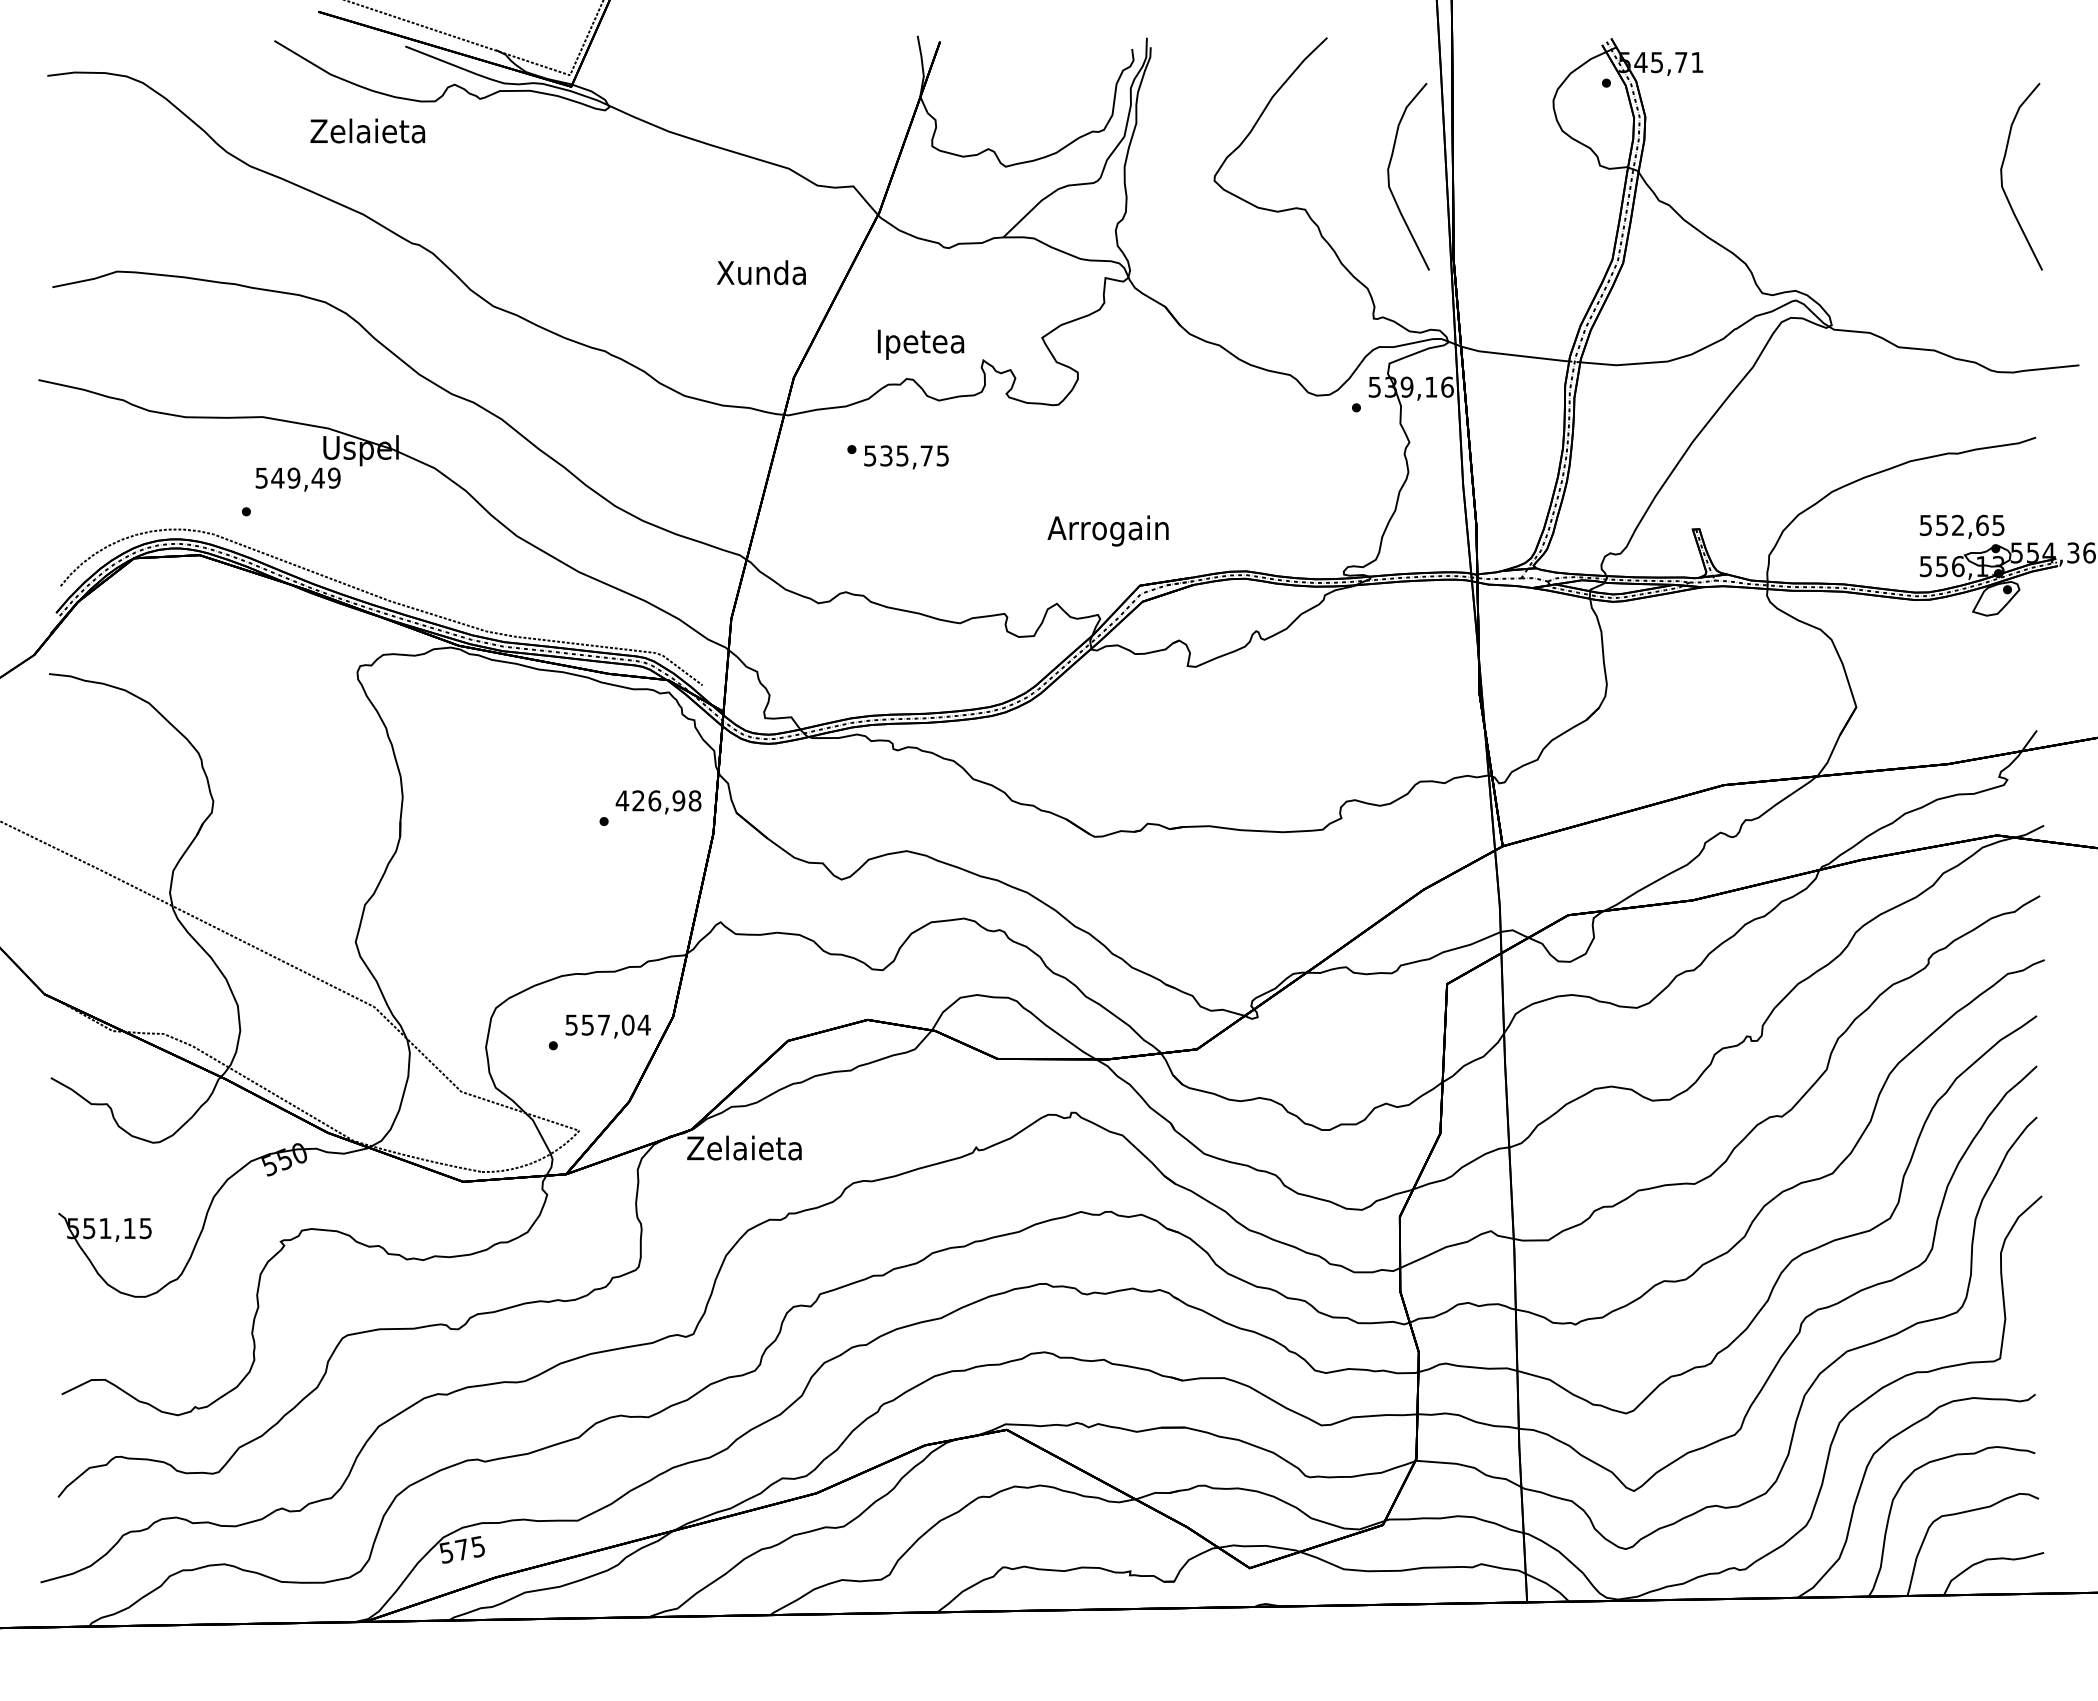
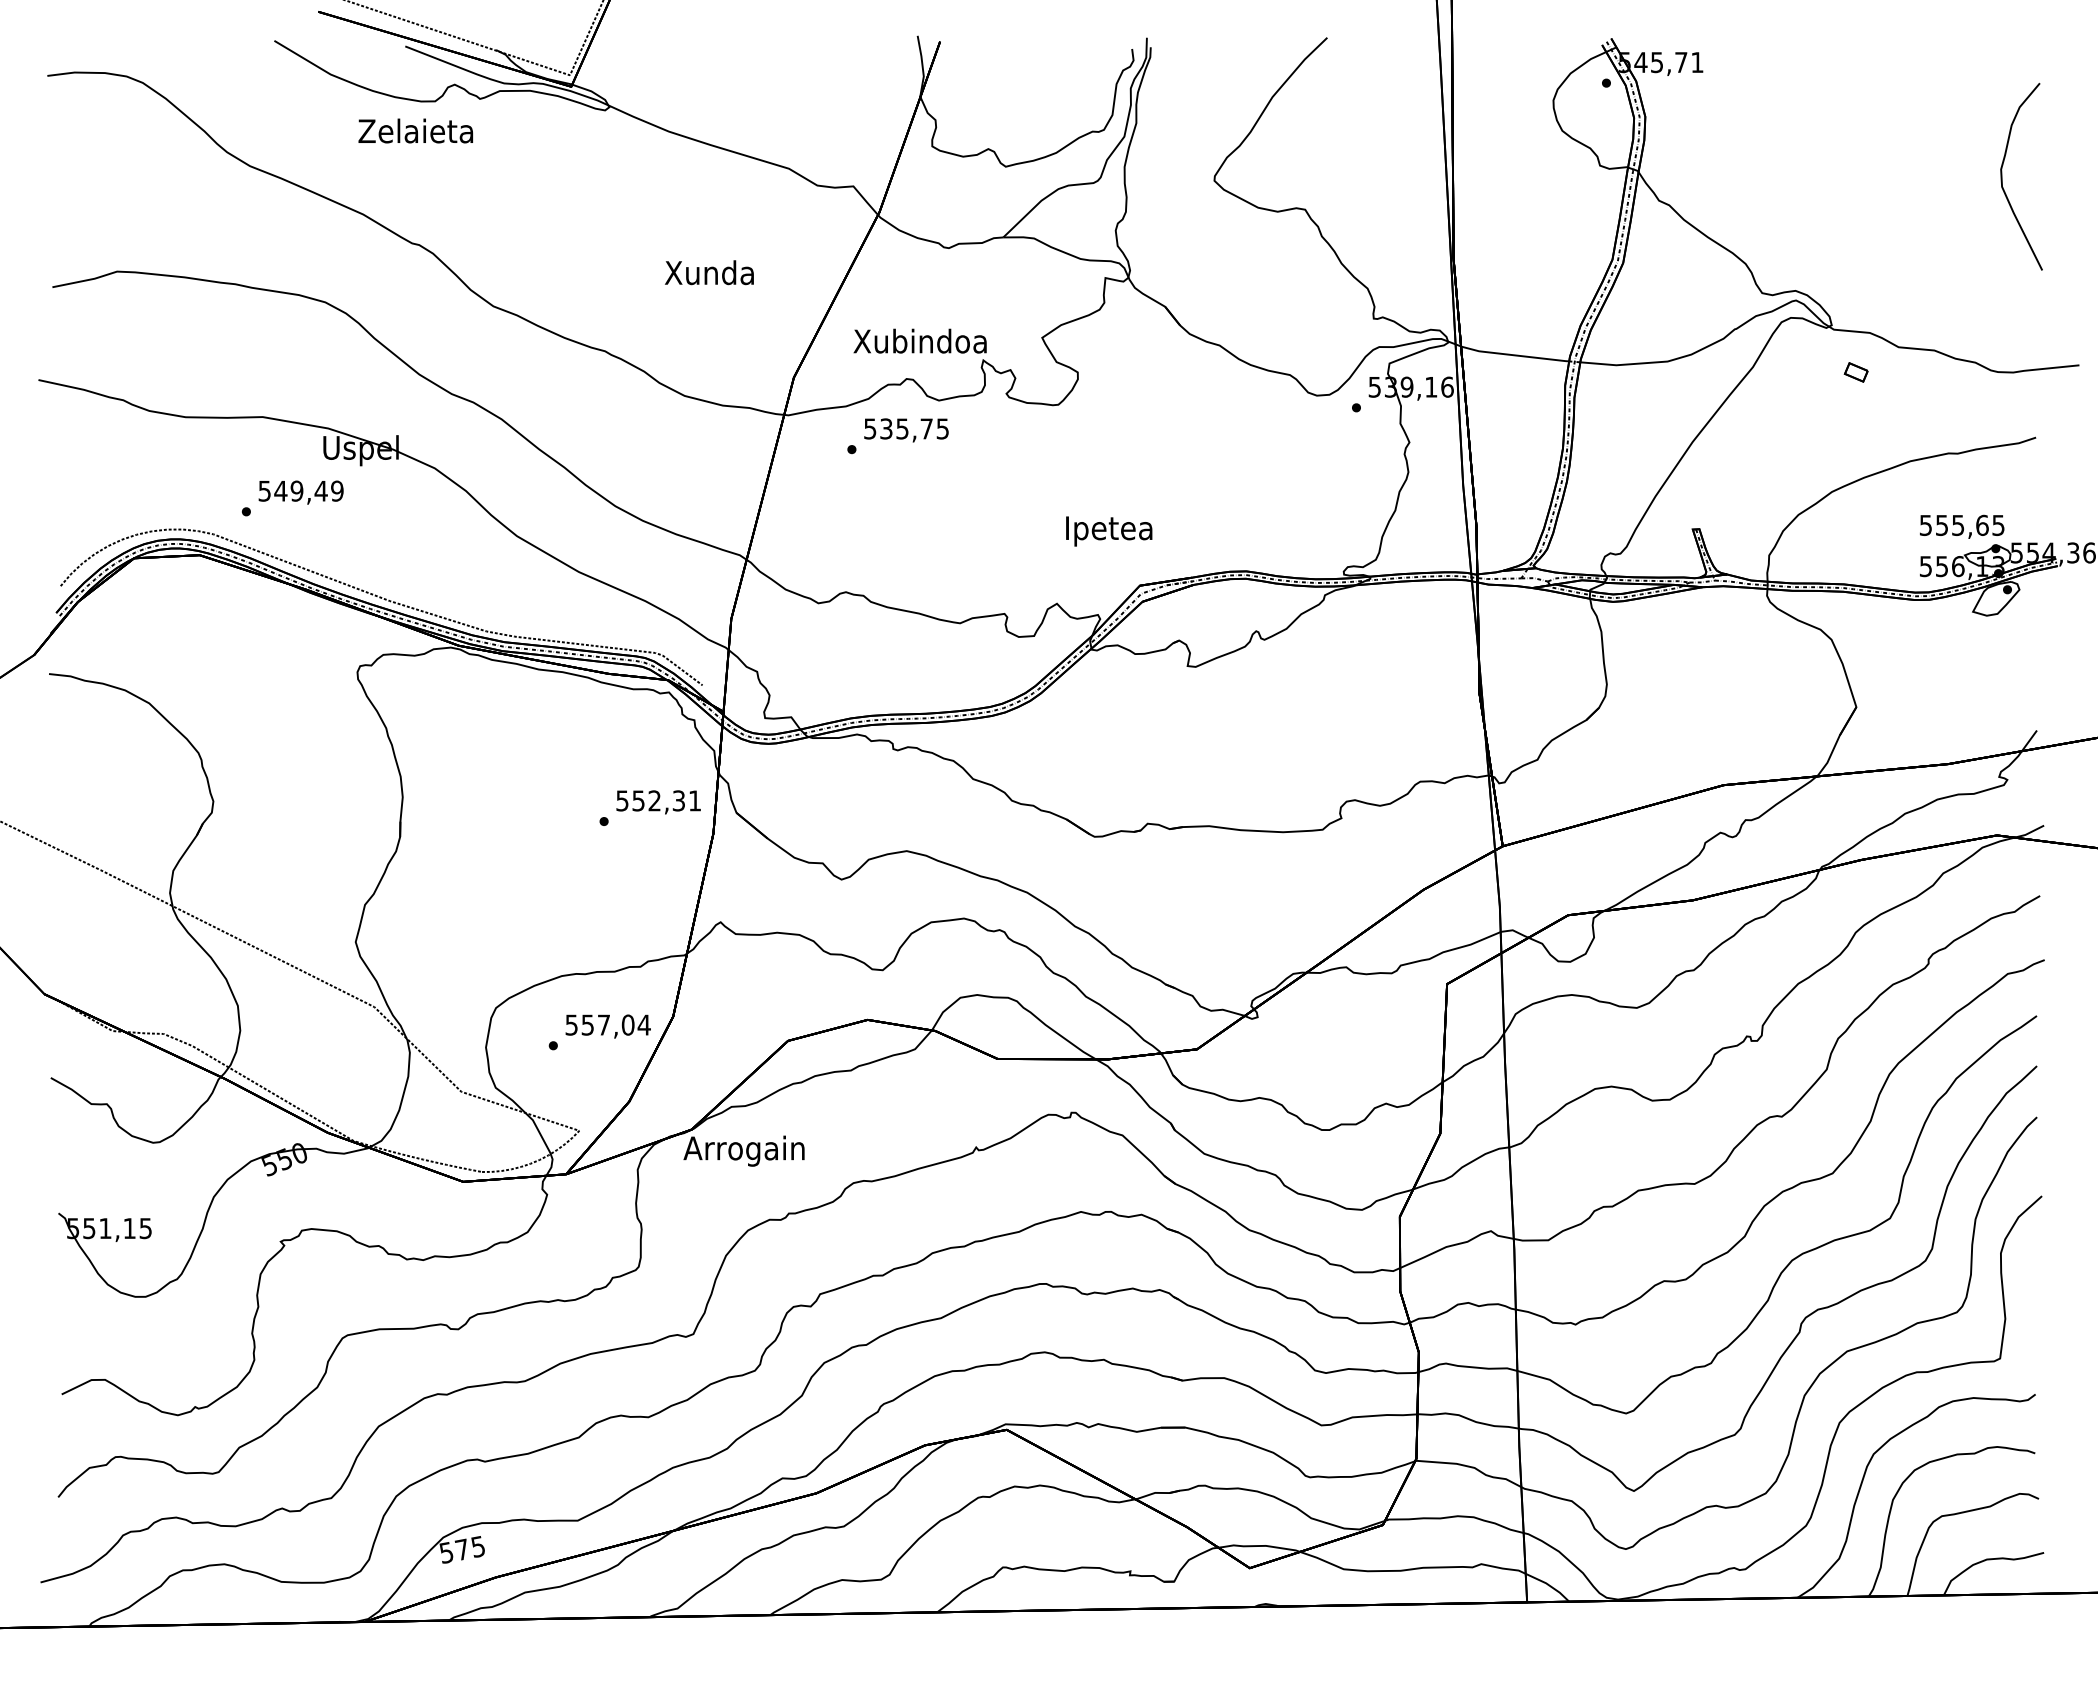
text position: (367, 130) -> (415, 130) (415, 130)
curve: present -> none (1389, 176)
text position: (761, 272) -> (709, 272) (709, 272)
text: Ipetea -> Xubindoa (919, 343)
part: none -> present (1855, 372)
text position: (906, 457) -> (906, 430) (906, 430)
text position: (297, 479) -> (300, 492) (300, 492)
text: 552,65 -> 555,65 (1958, 524)
text: Arrogain -> Ipetea (1107, 530)
text: 426,98 -> 552,31 (658, 800)
text: Zelaieta -> Arrogain (743, 1150)
